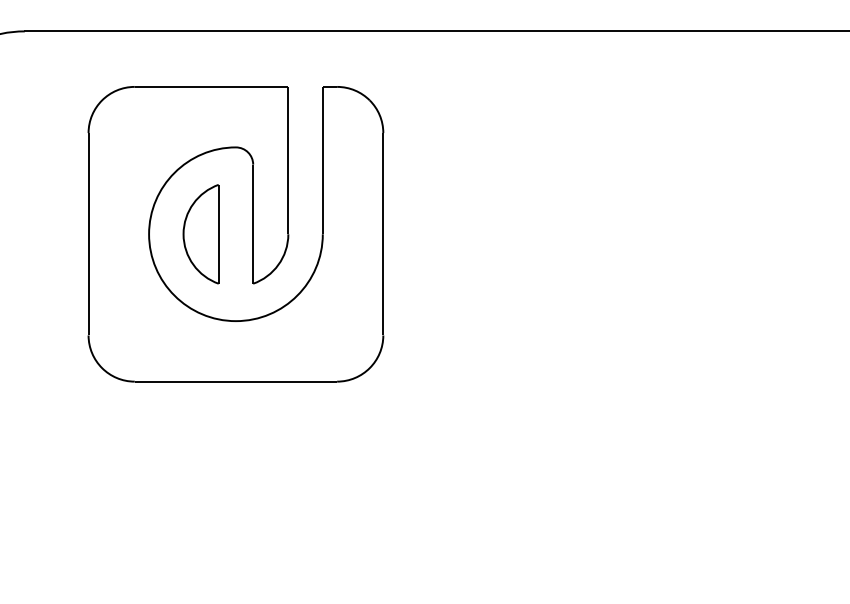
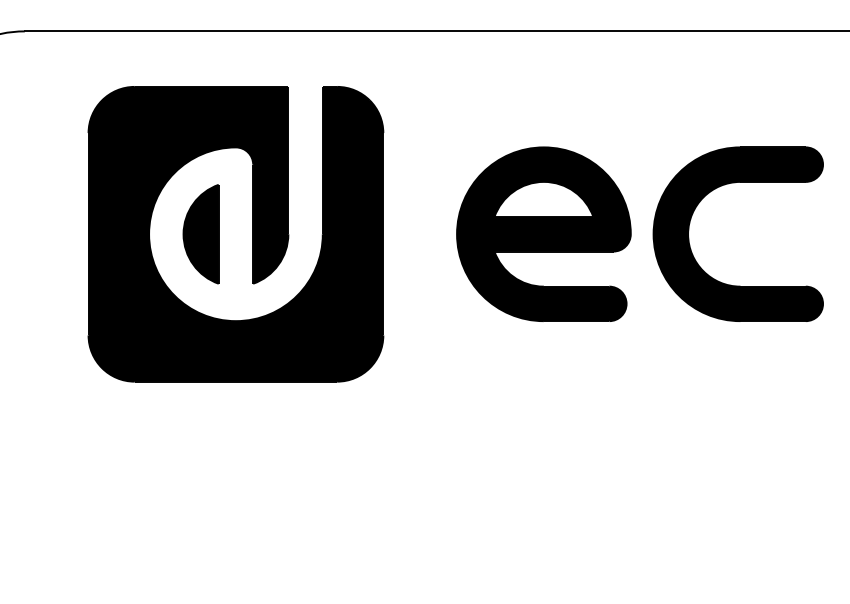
part: none -> present (689, 231)
fill: none -> present (200, 233)
fill: none -> present (235, 233)
part: none -> present (543, 233)
